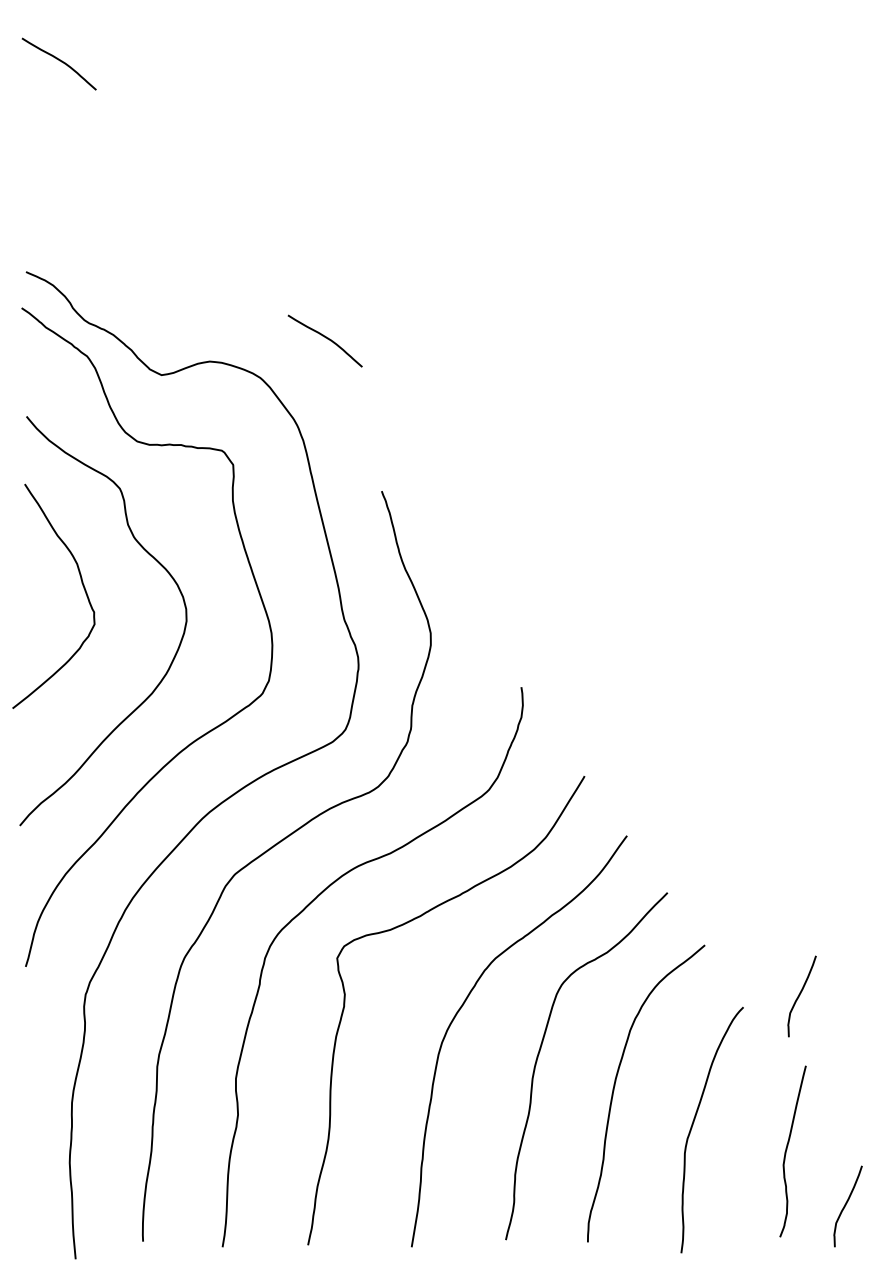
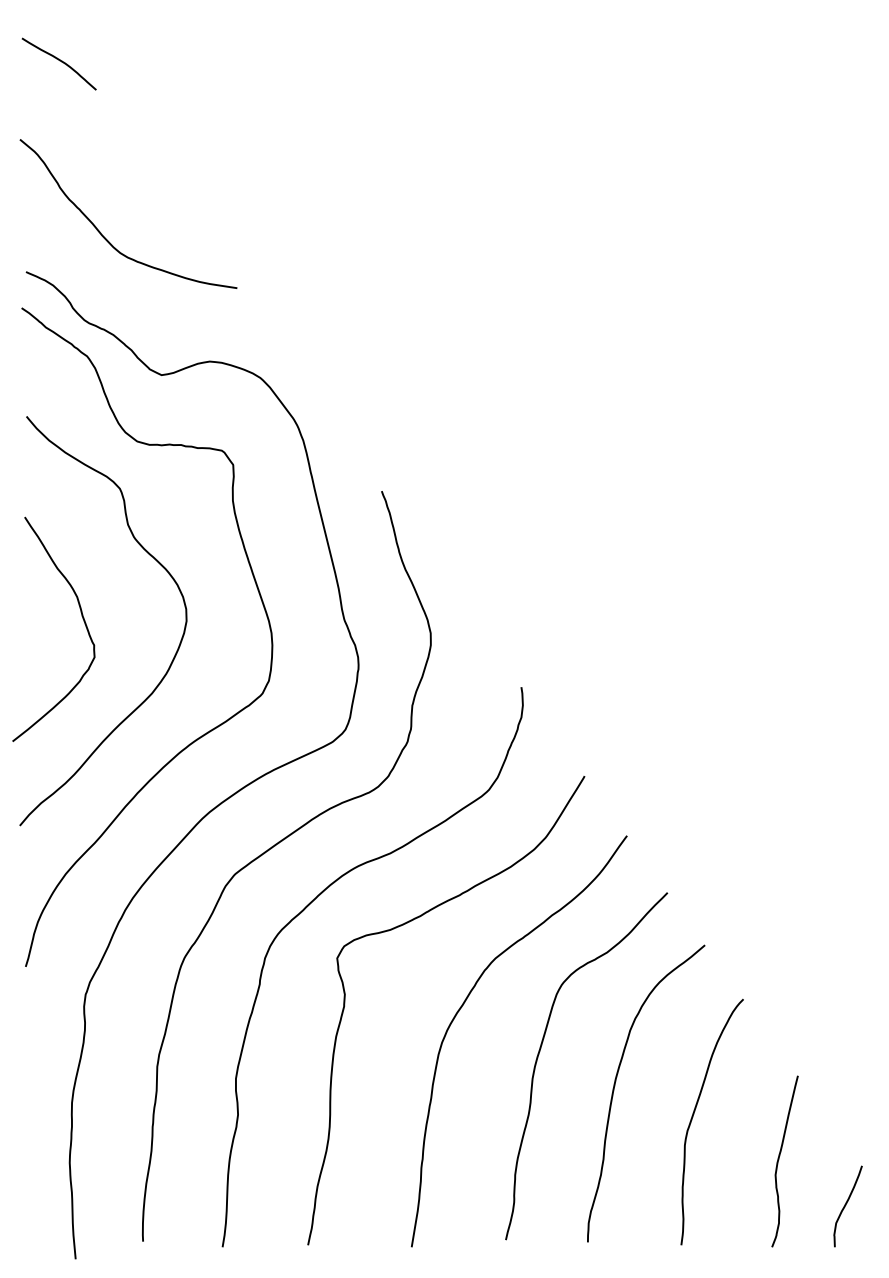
curve: none -> present (104, 236)
curve: present -> none (325, 338)
curve position: (81, 583) -> (81, 616) (81, 616)
curve: present -> none (800, 995)
curve position: (694, 1122) -> (694, 1114) (694, 1114)
curve position: (787, 1149) -> (779, 1159) (779, 1159)
